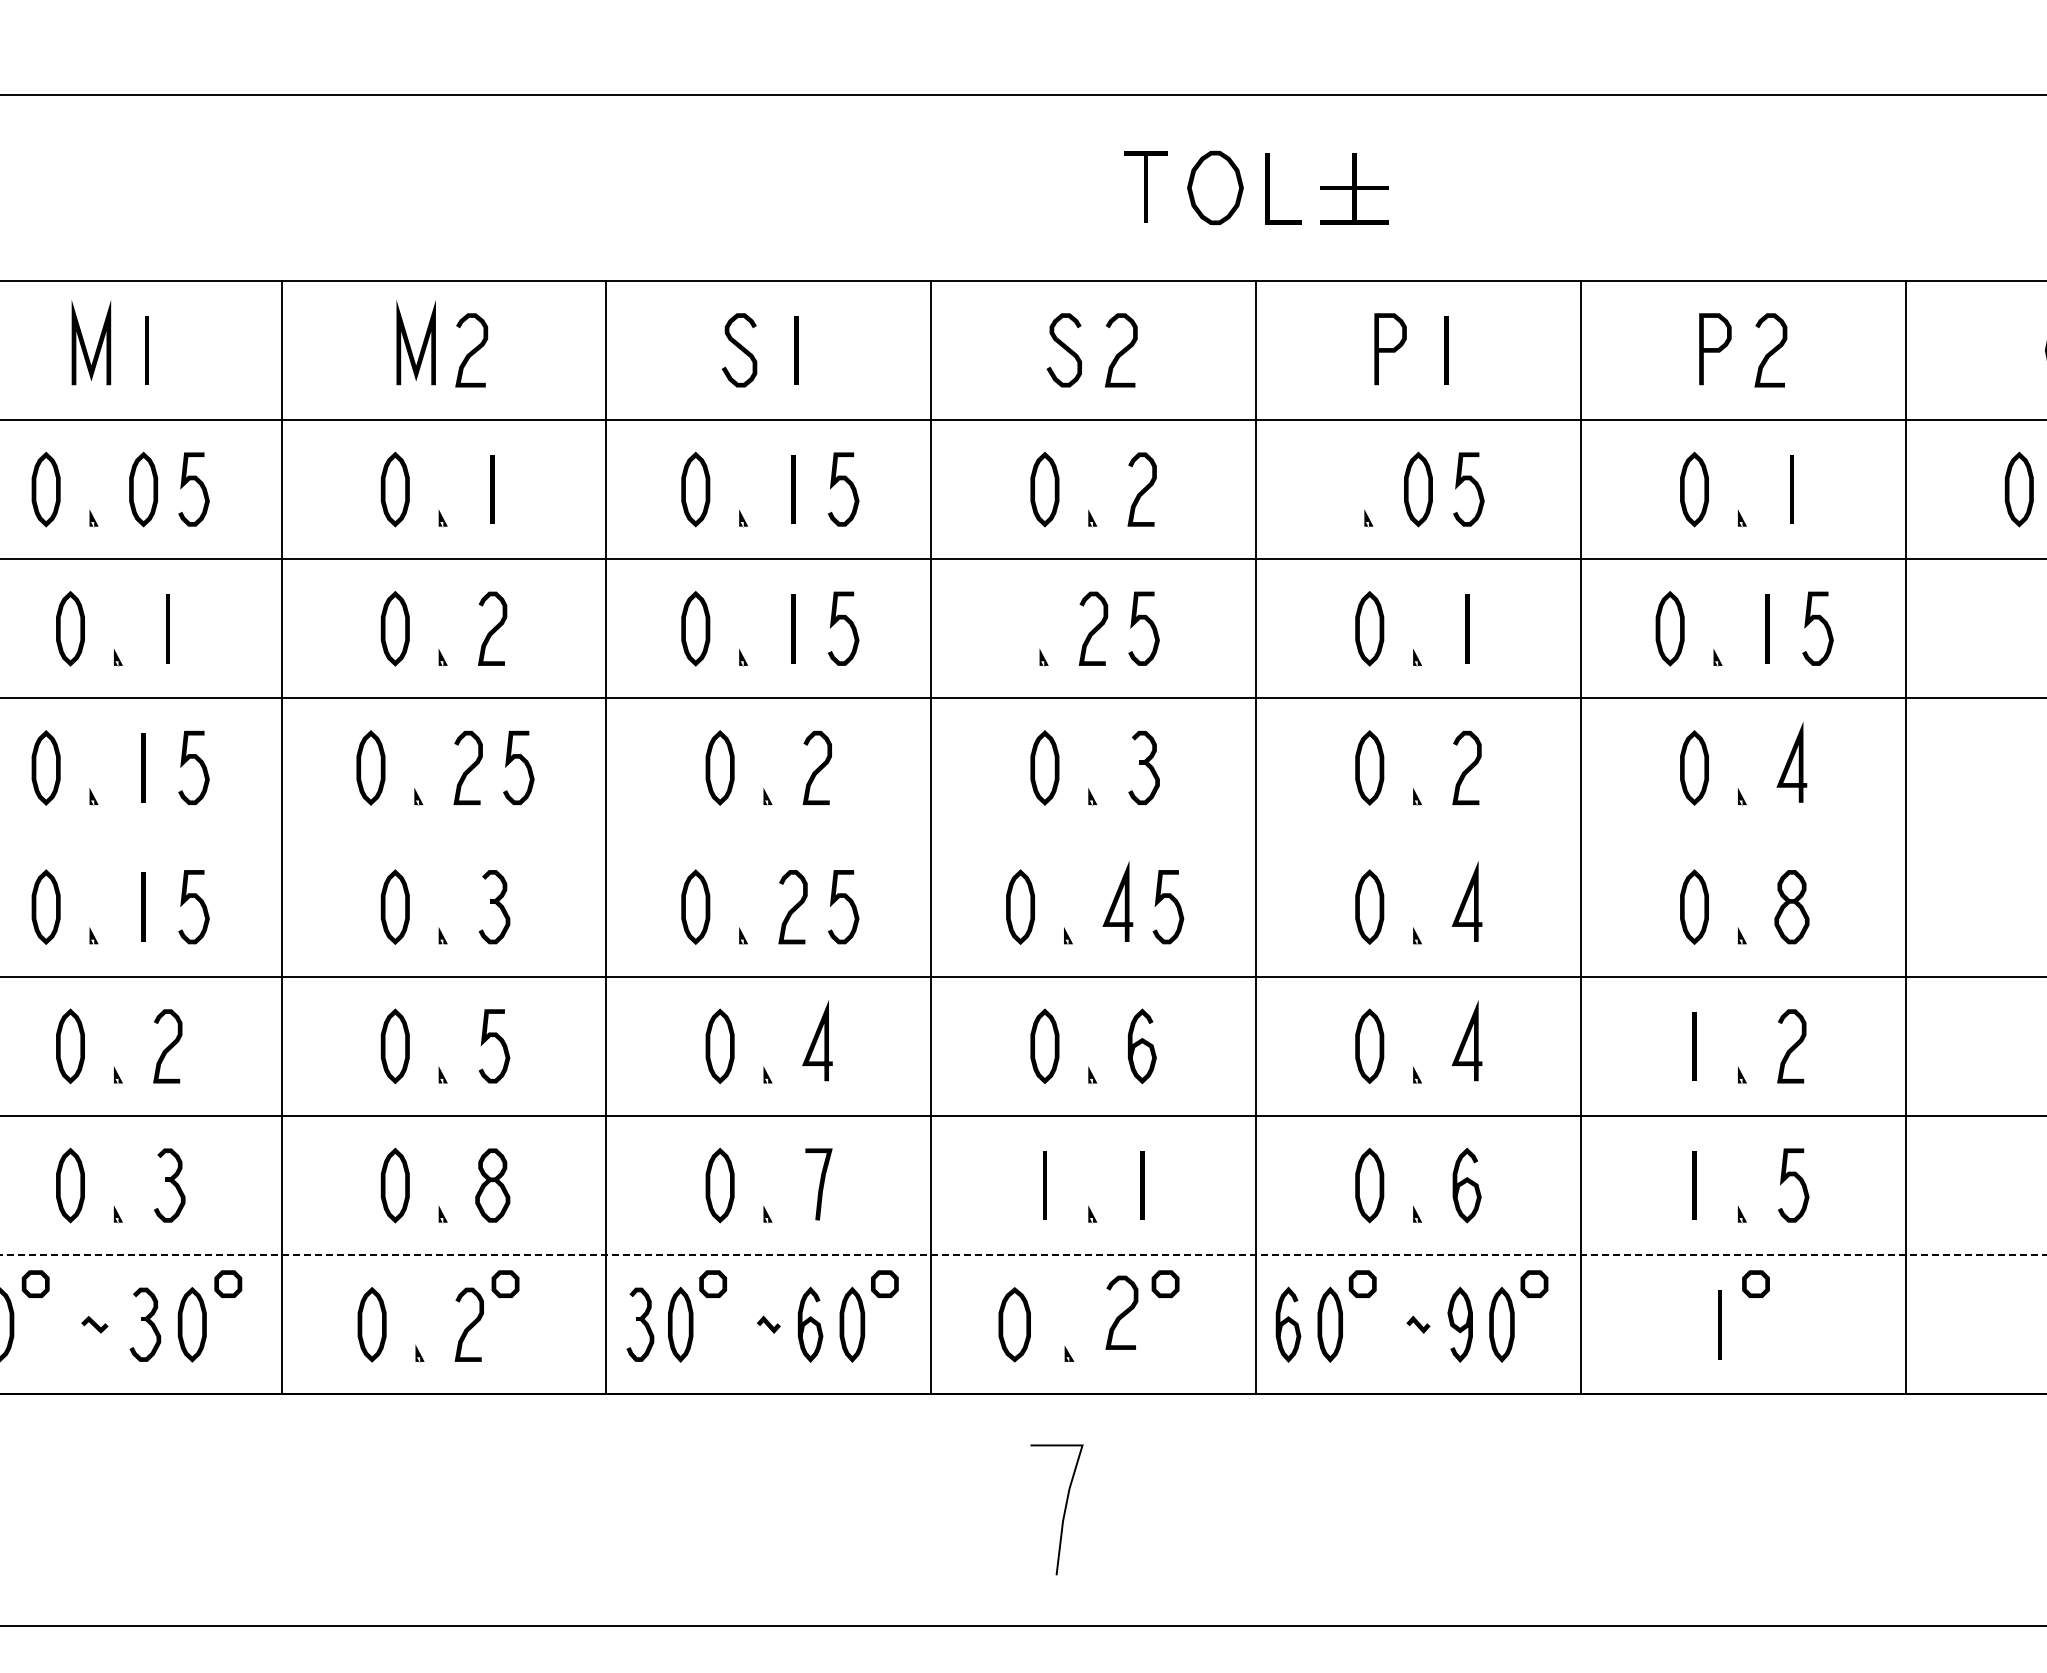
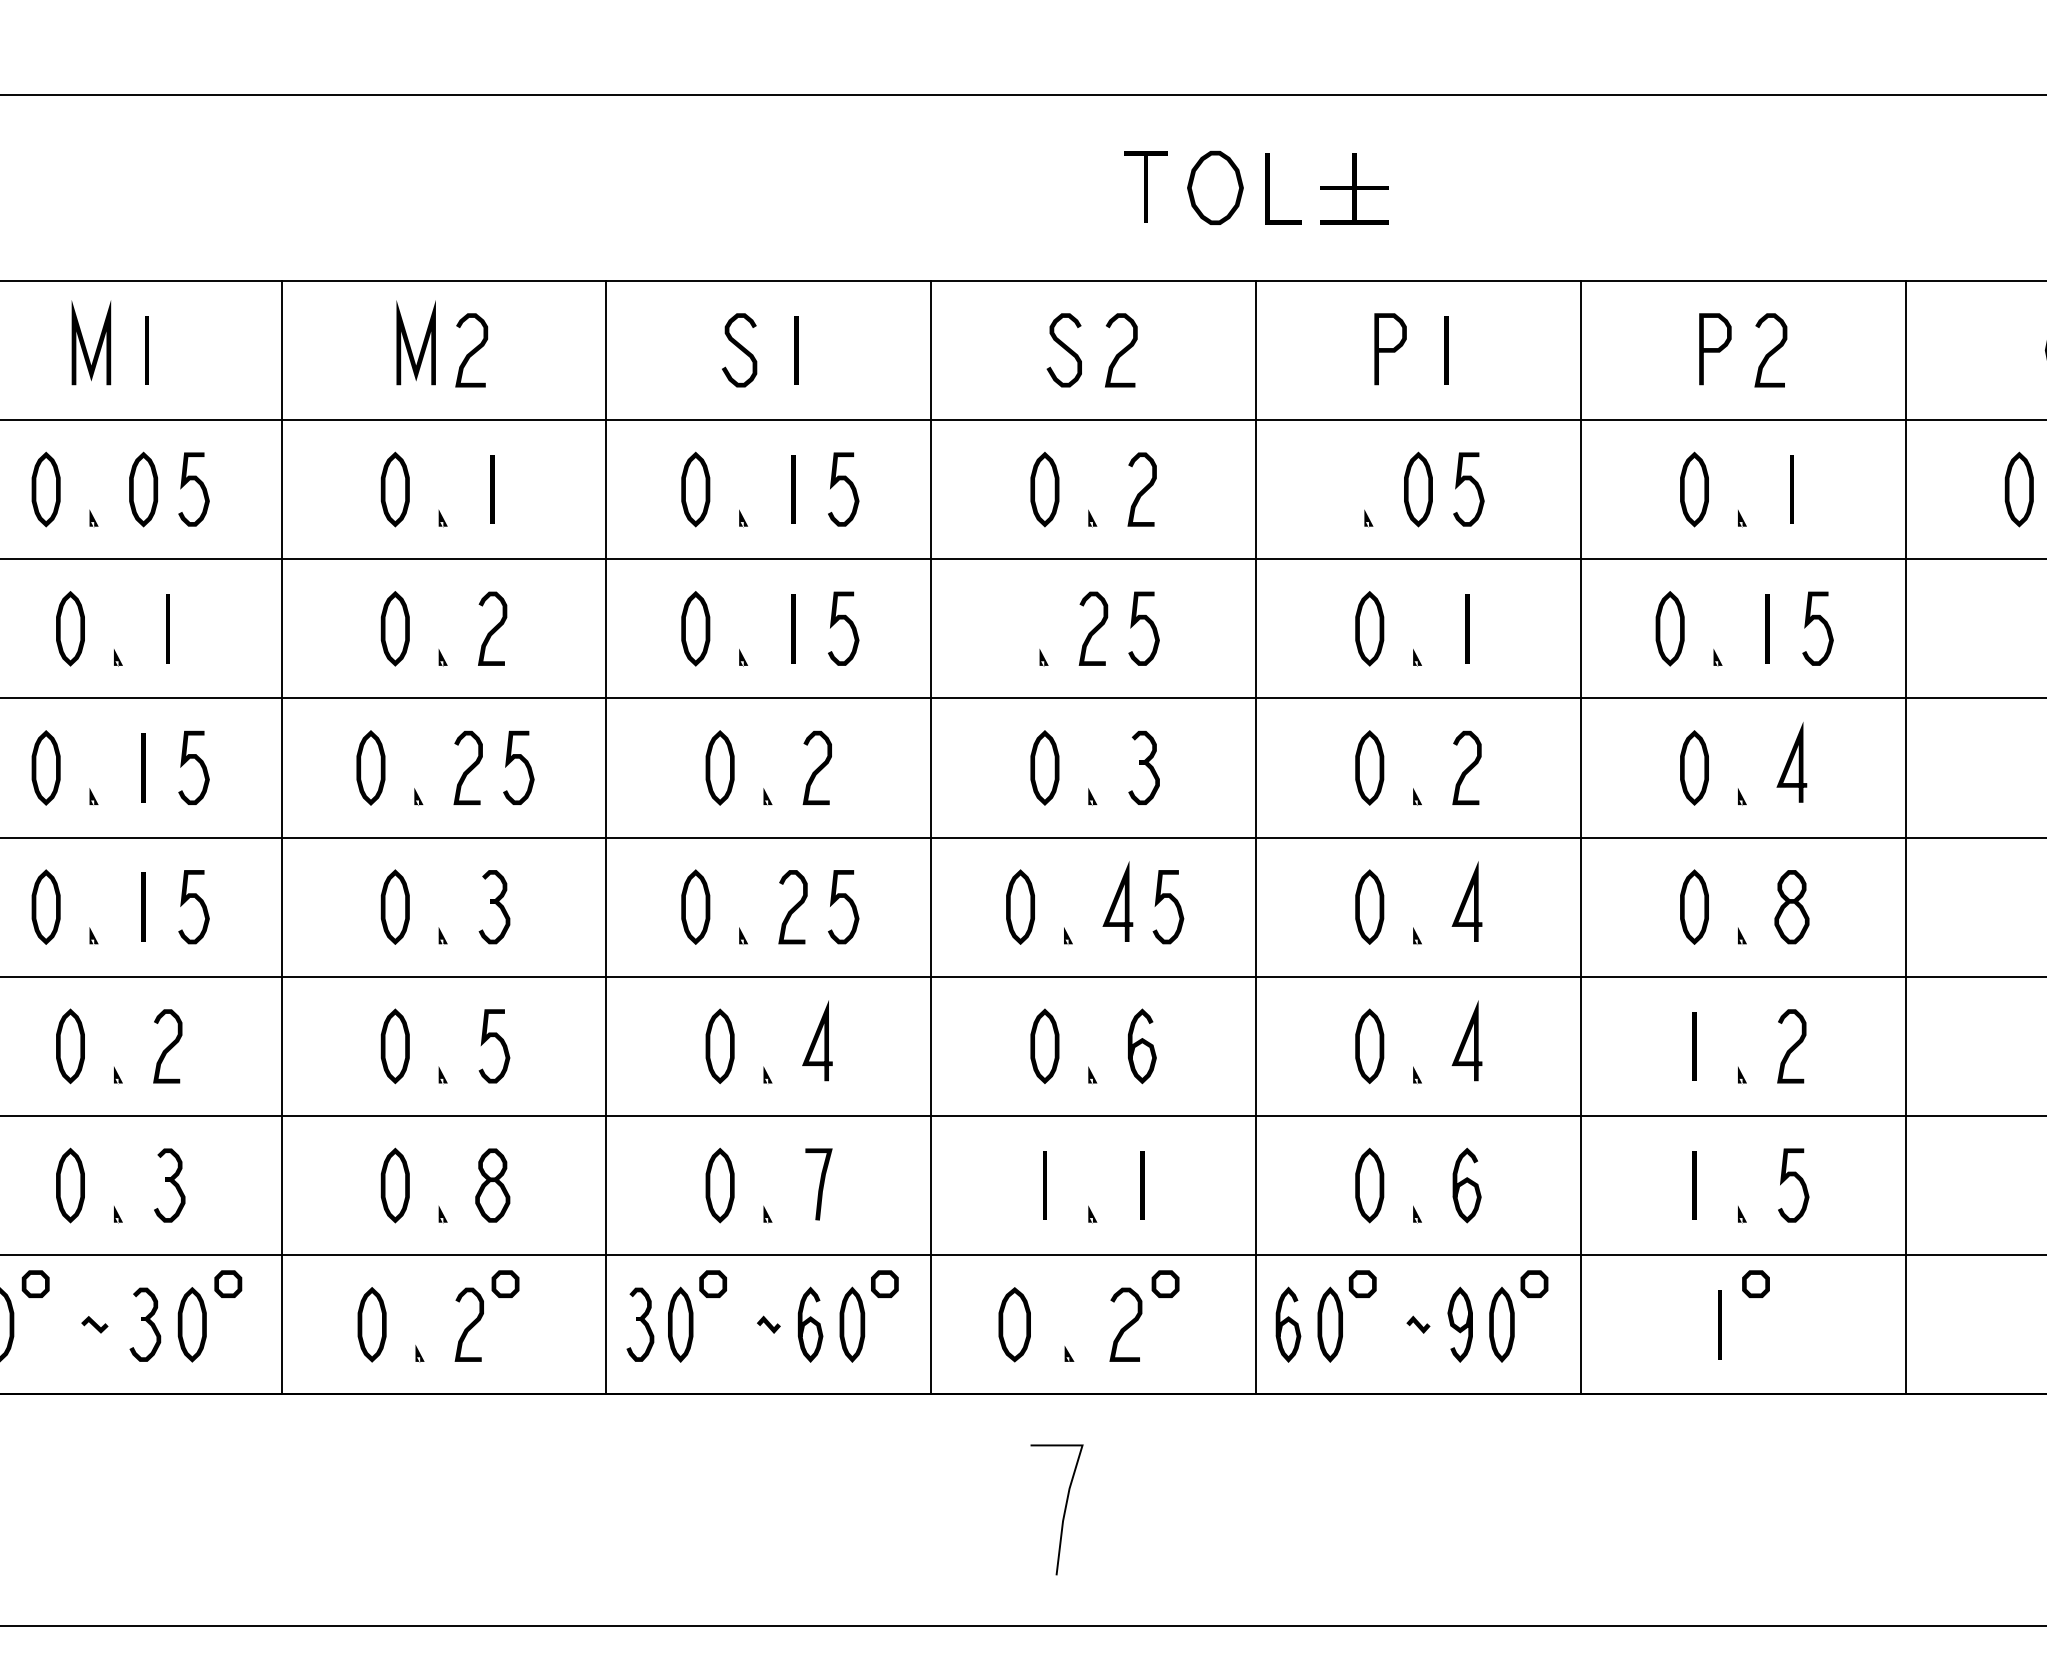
line: none -> present (1022, 837)
line: dashed -> solid (1023, 1255)
curve position: (1122, 1312) -> (1126, 1324) (1126, 1324)
